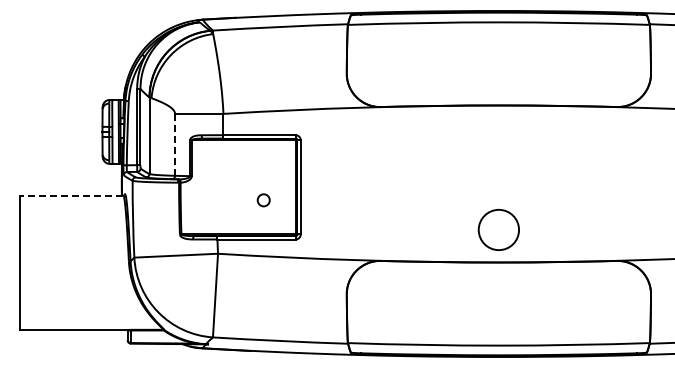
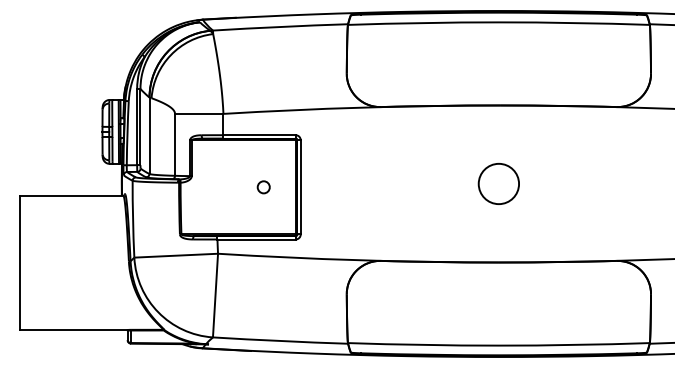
line: dashed -> solid (175, 144)
line: dashed -> solid (71, 195)
circle position: (263, 200) -> (263, 187) (263, 187)
circle position: (498, 229) -> (498, 183) (498, 183)
